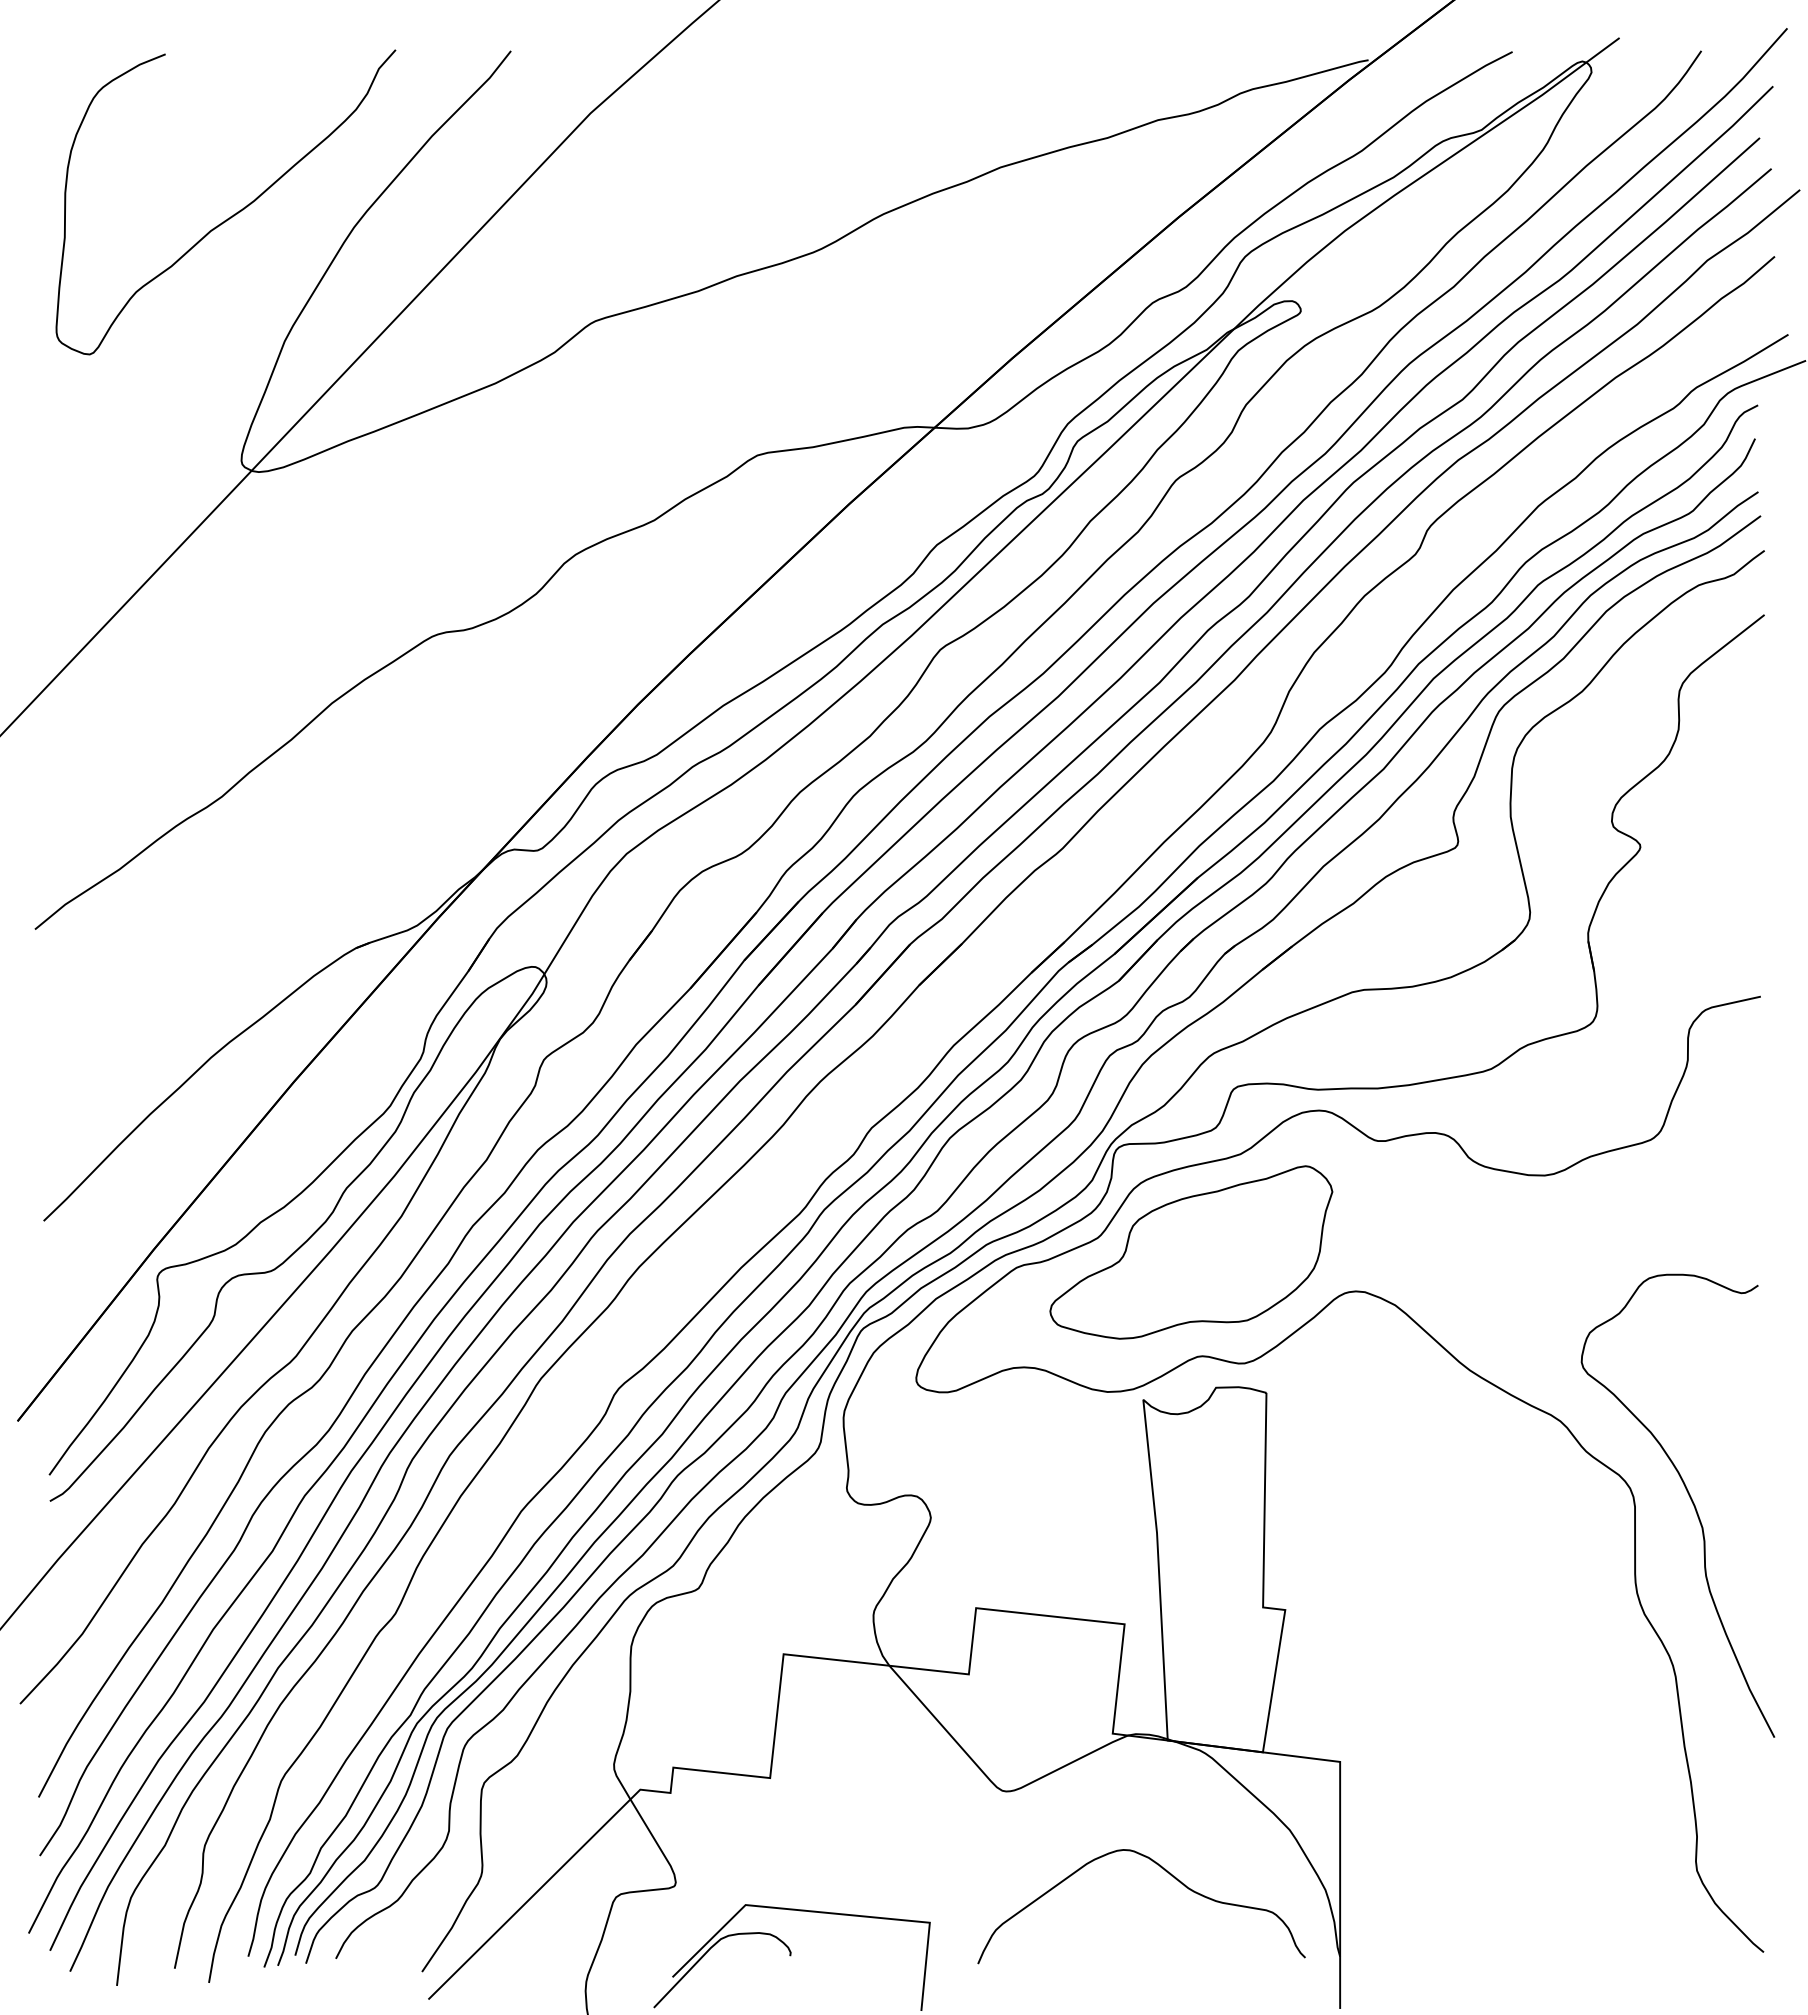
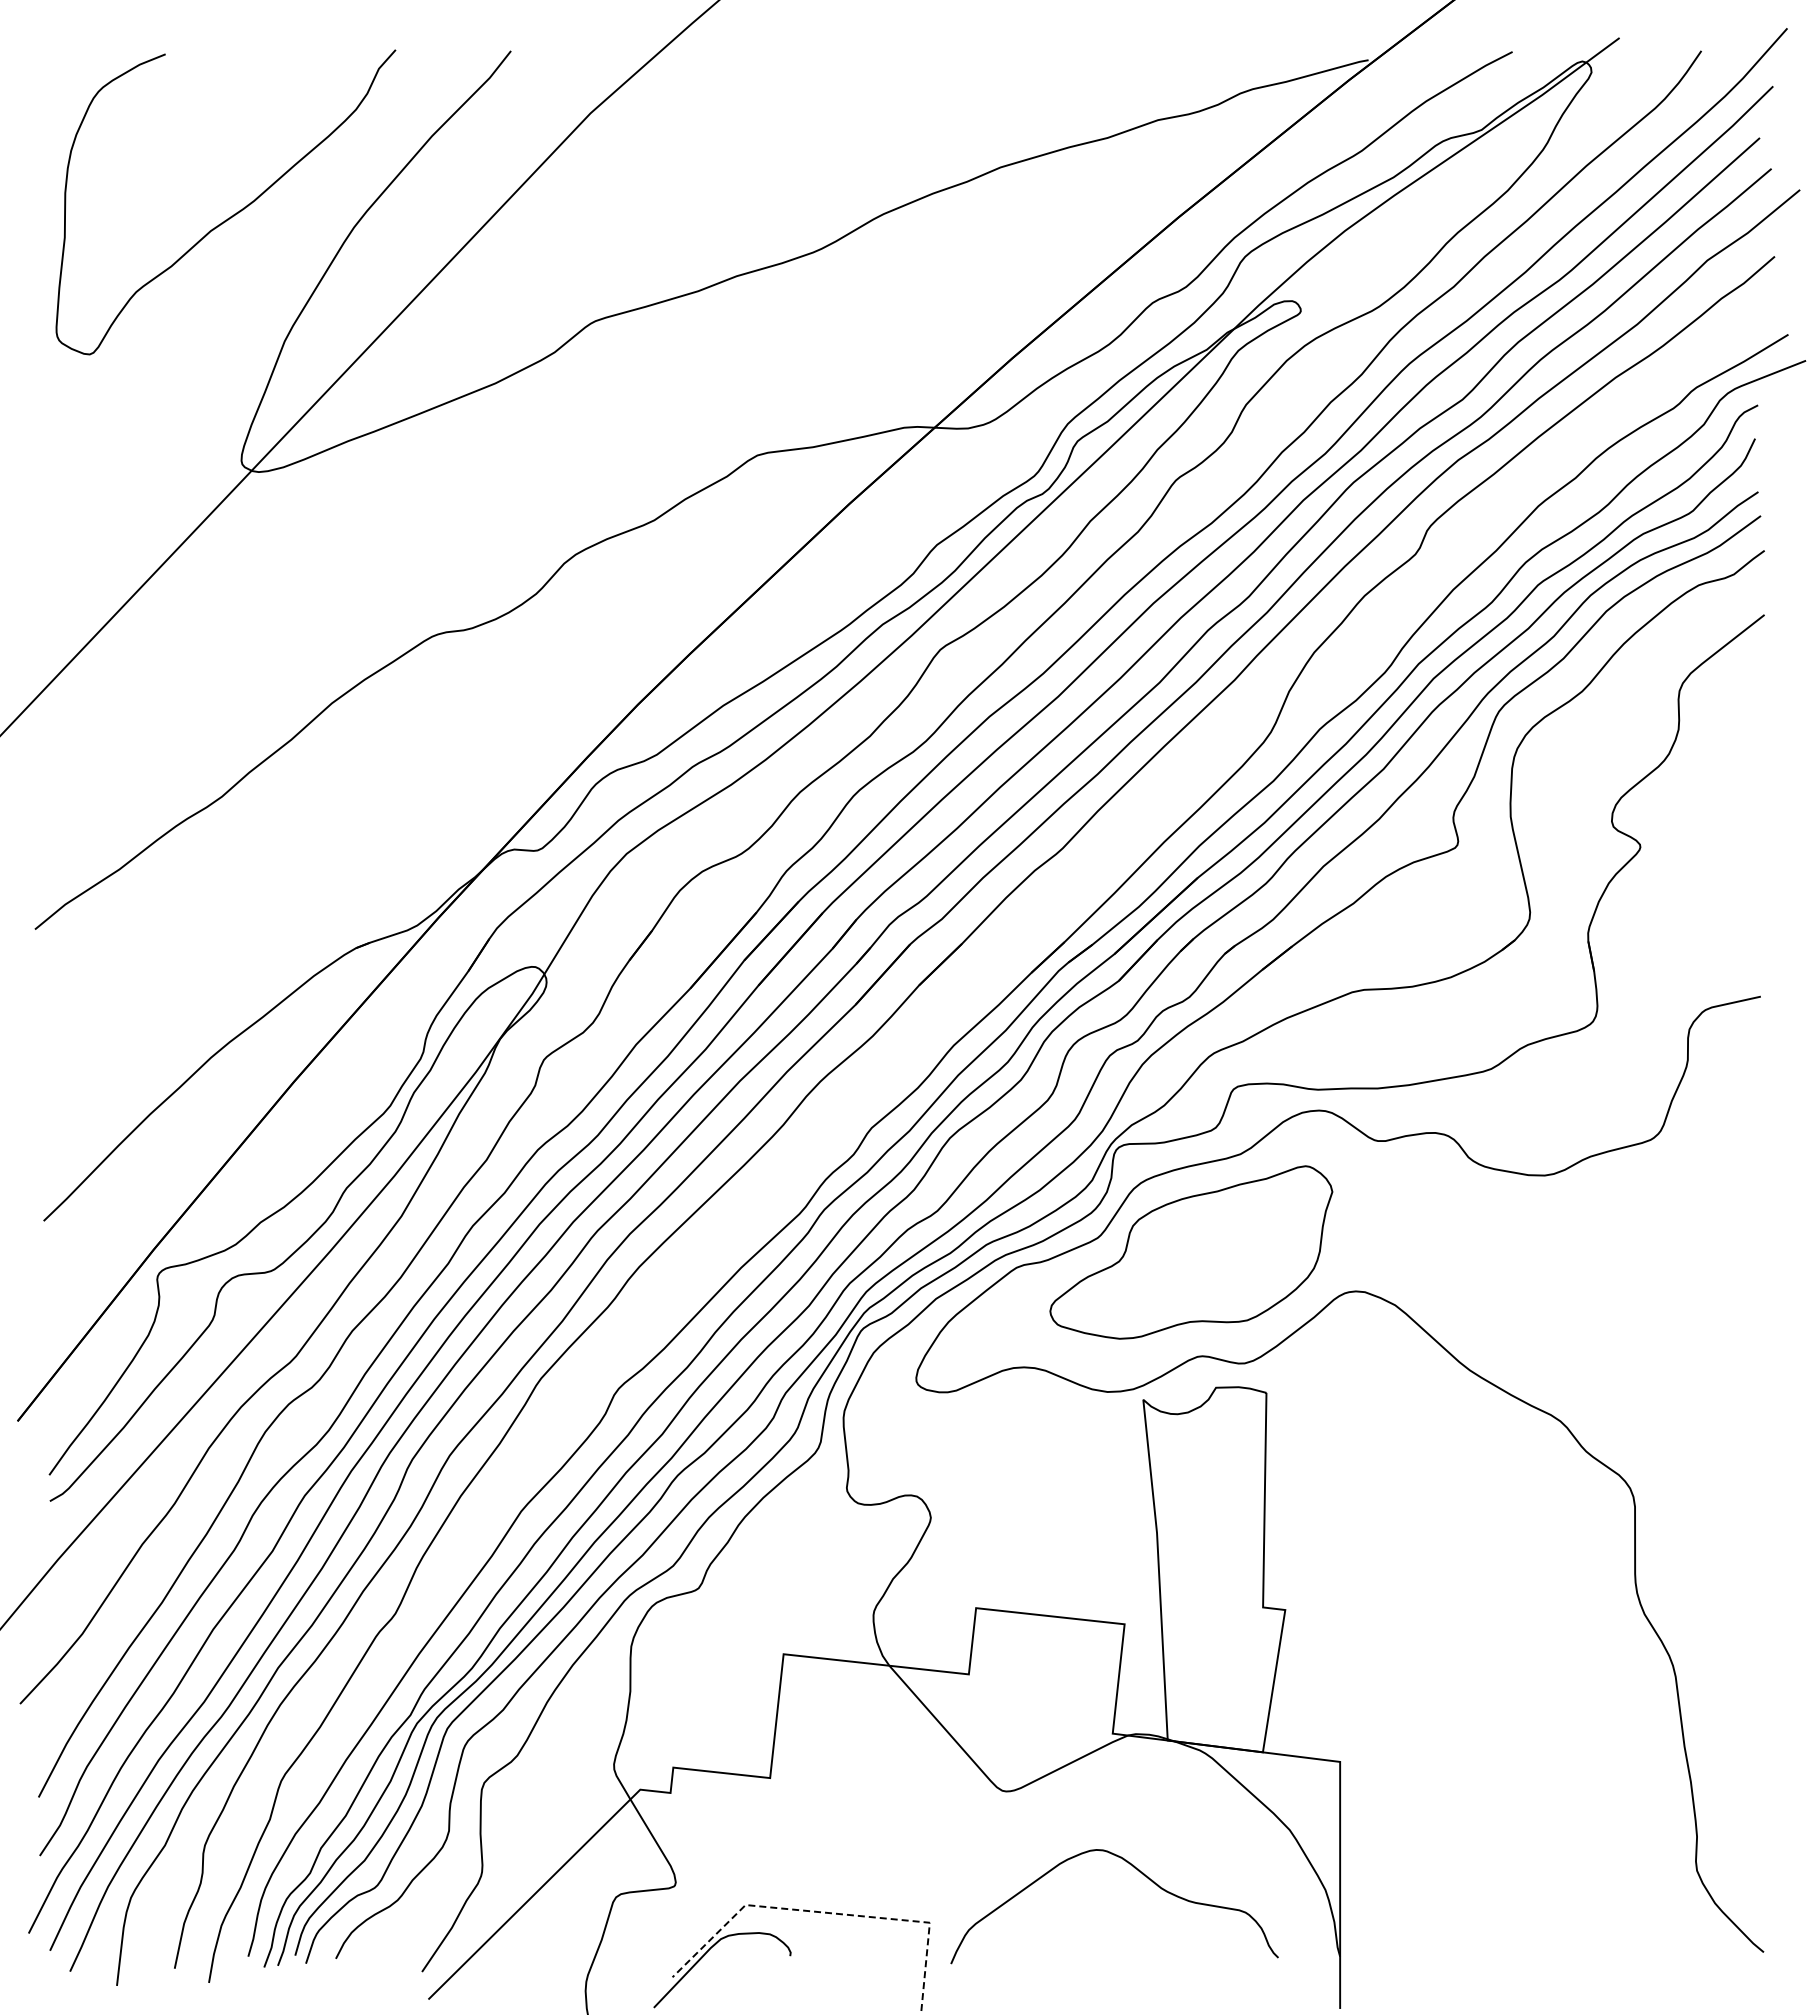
curve: present -> none (1690, 1499)
curve position: (1166, 1872) -> (1139, 1872) (1139, 1872)
line: solid -> dashed (830, 1913)
